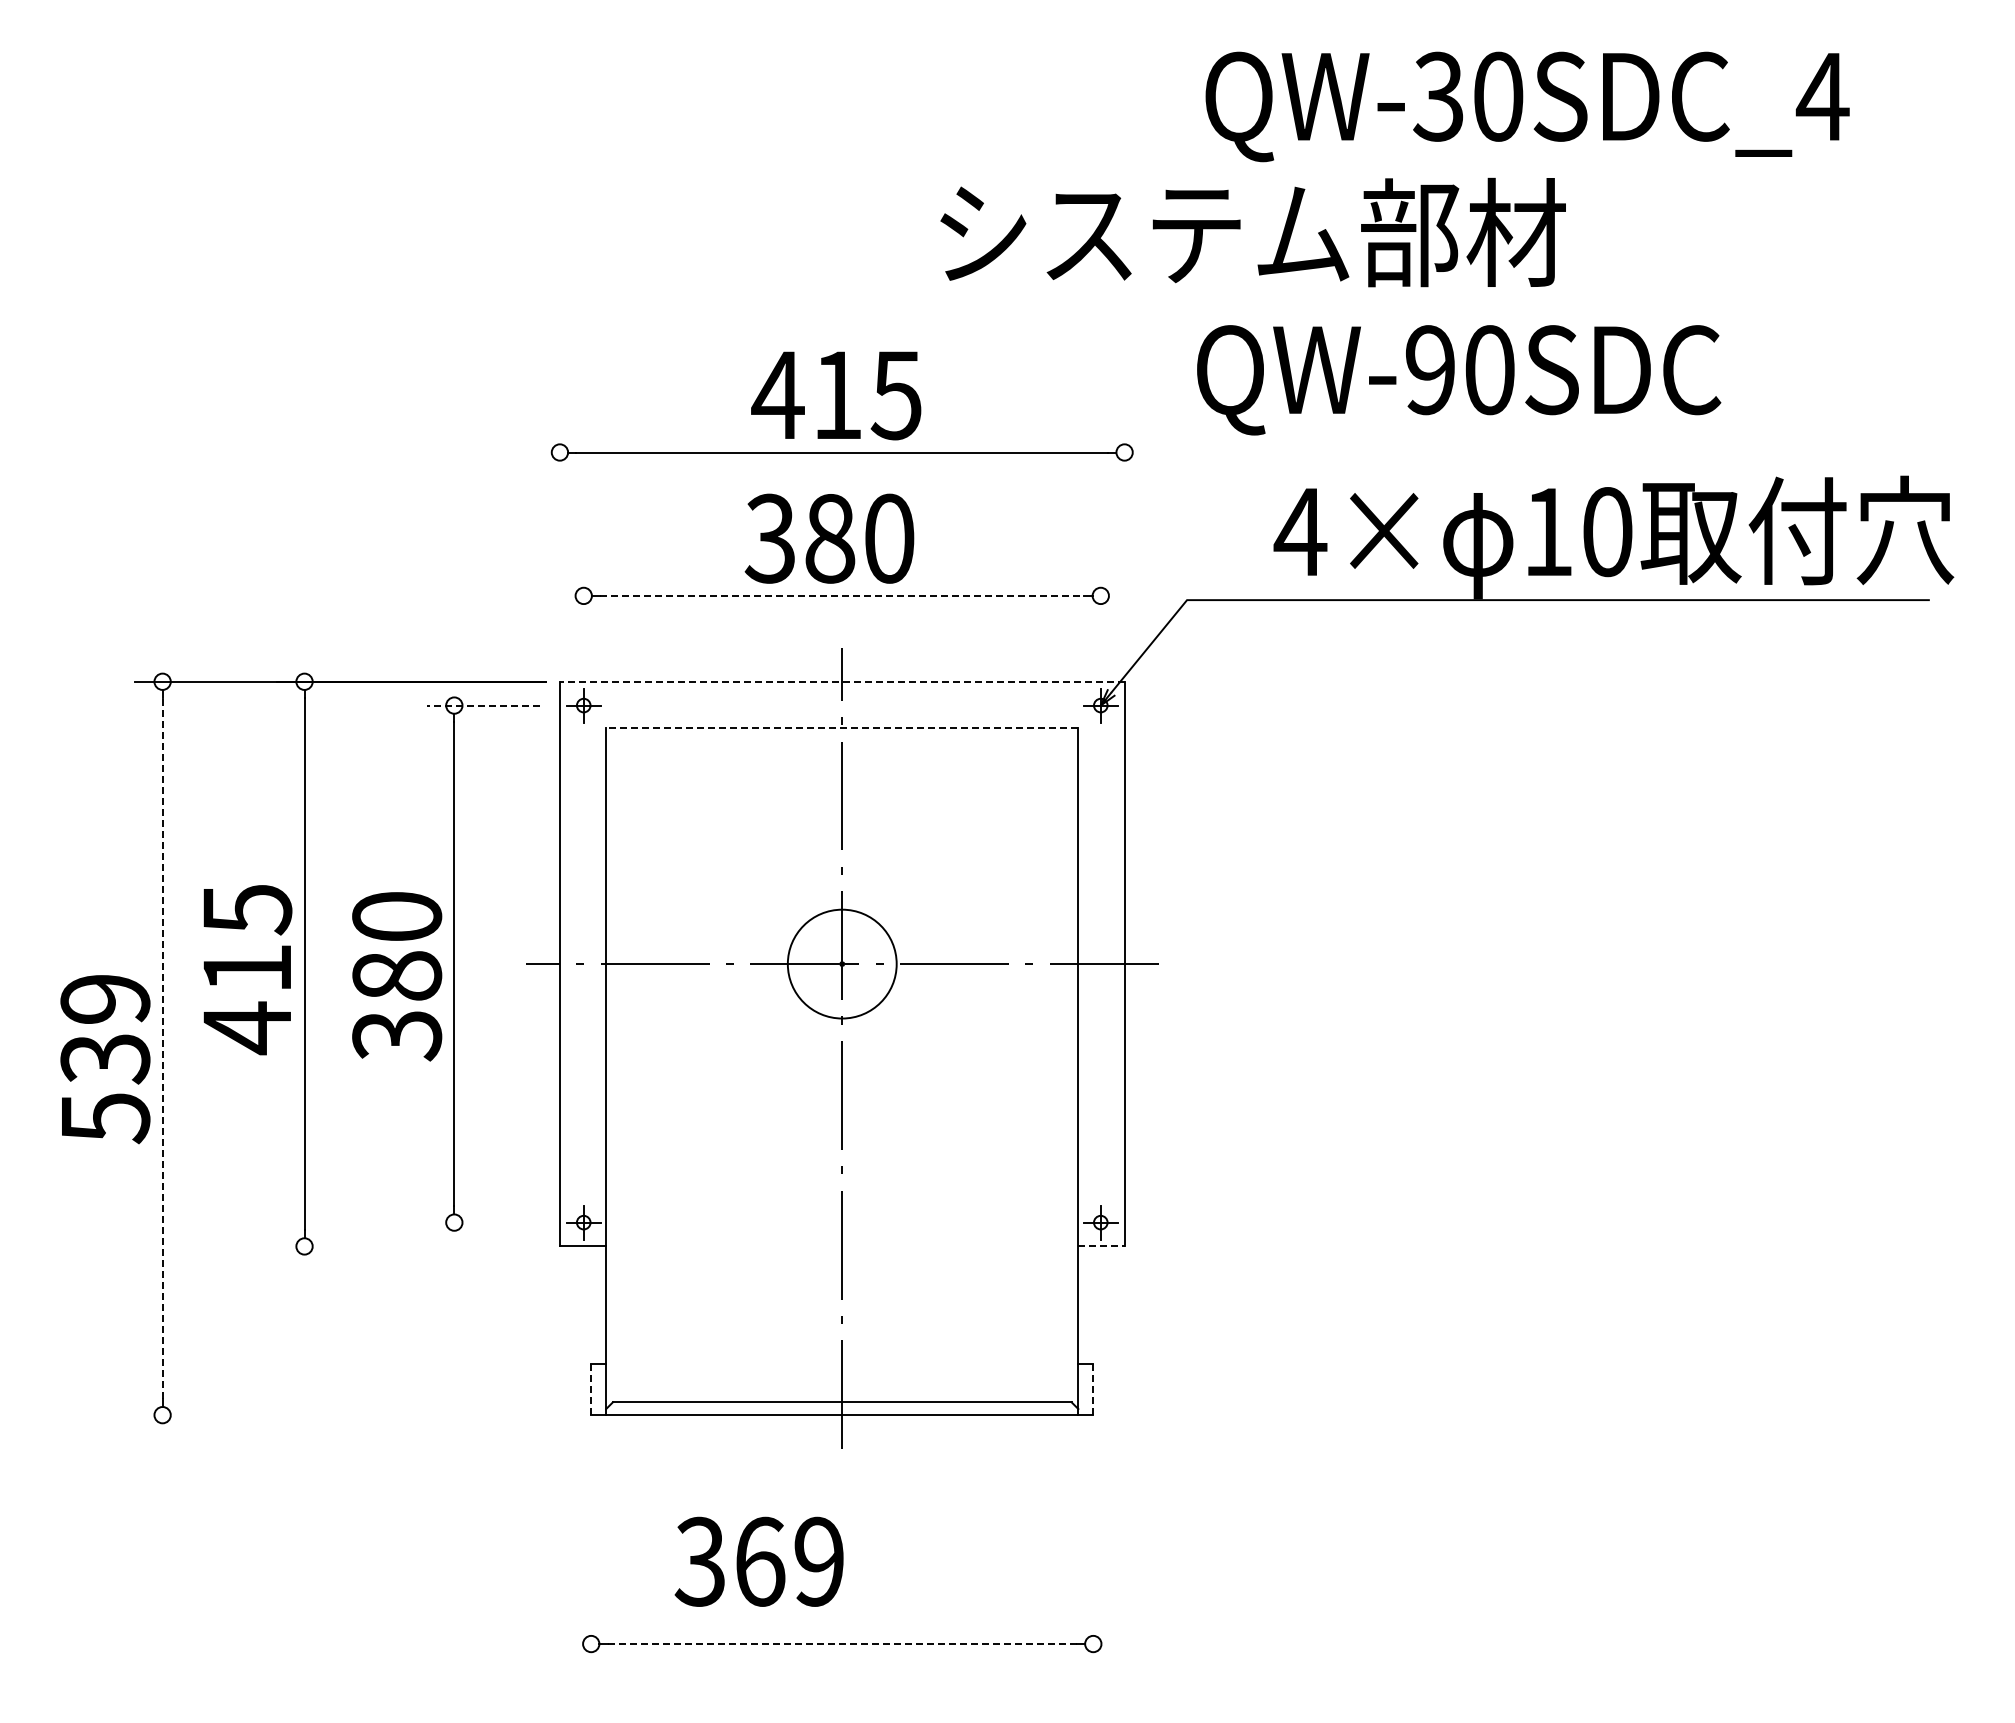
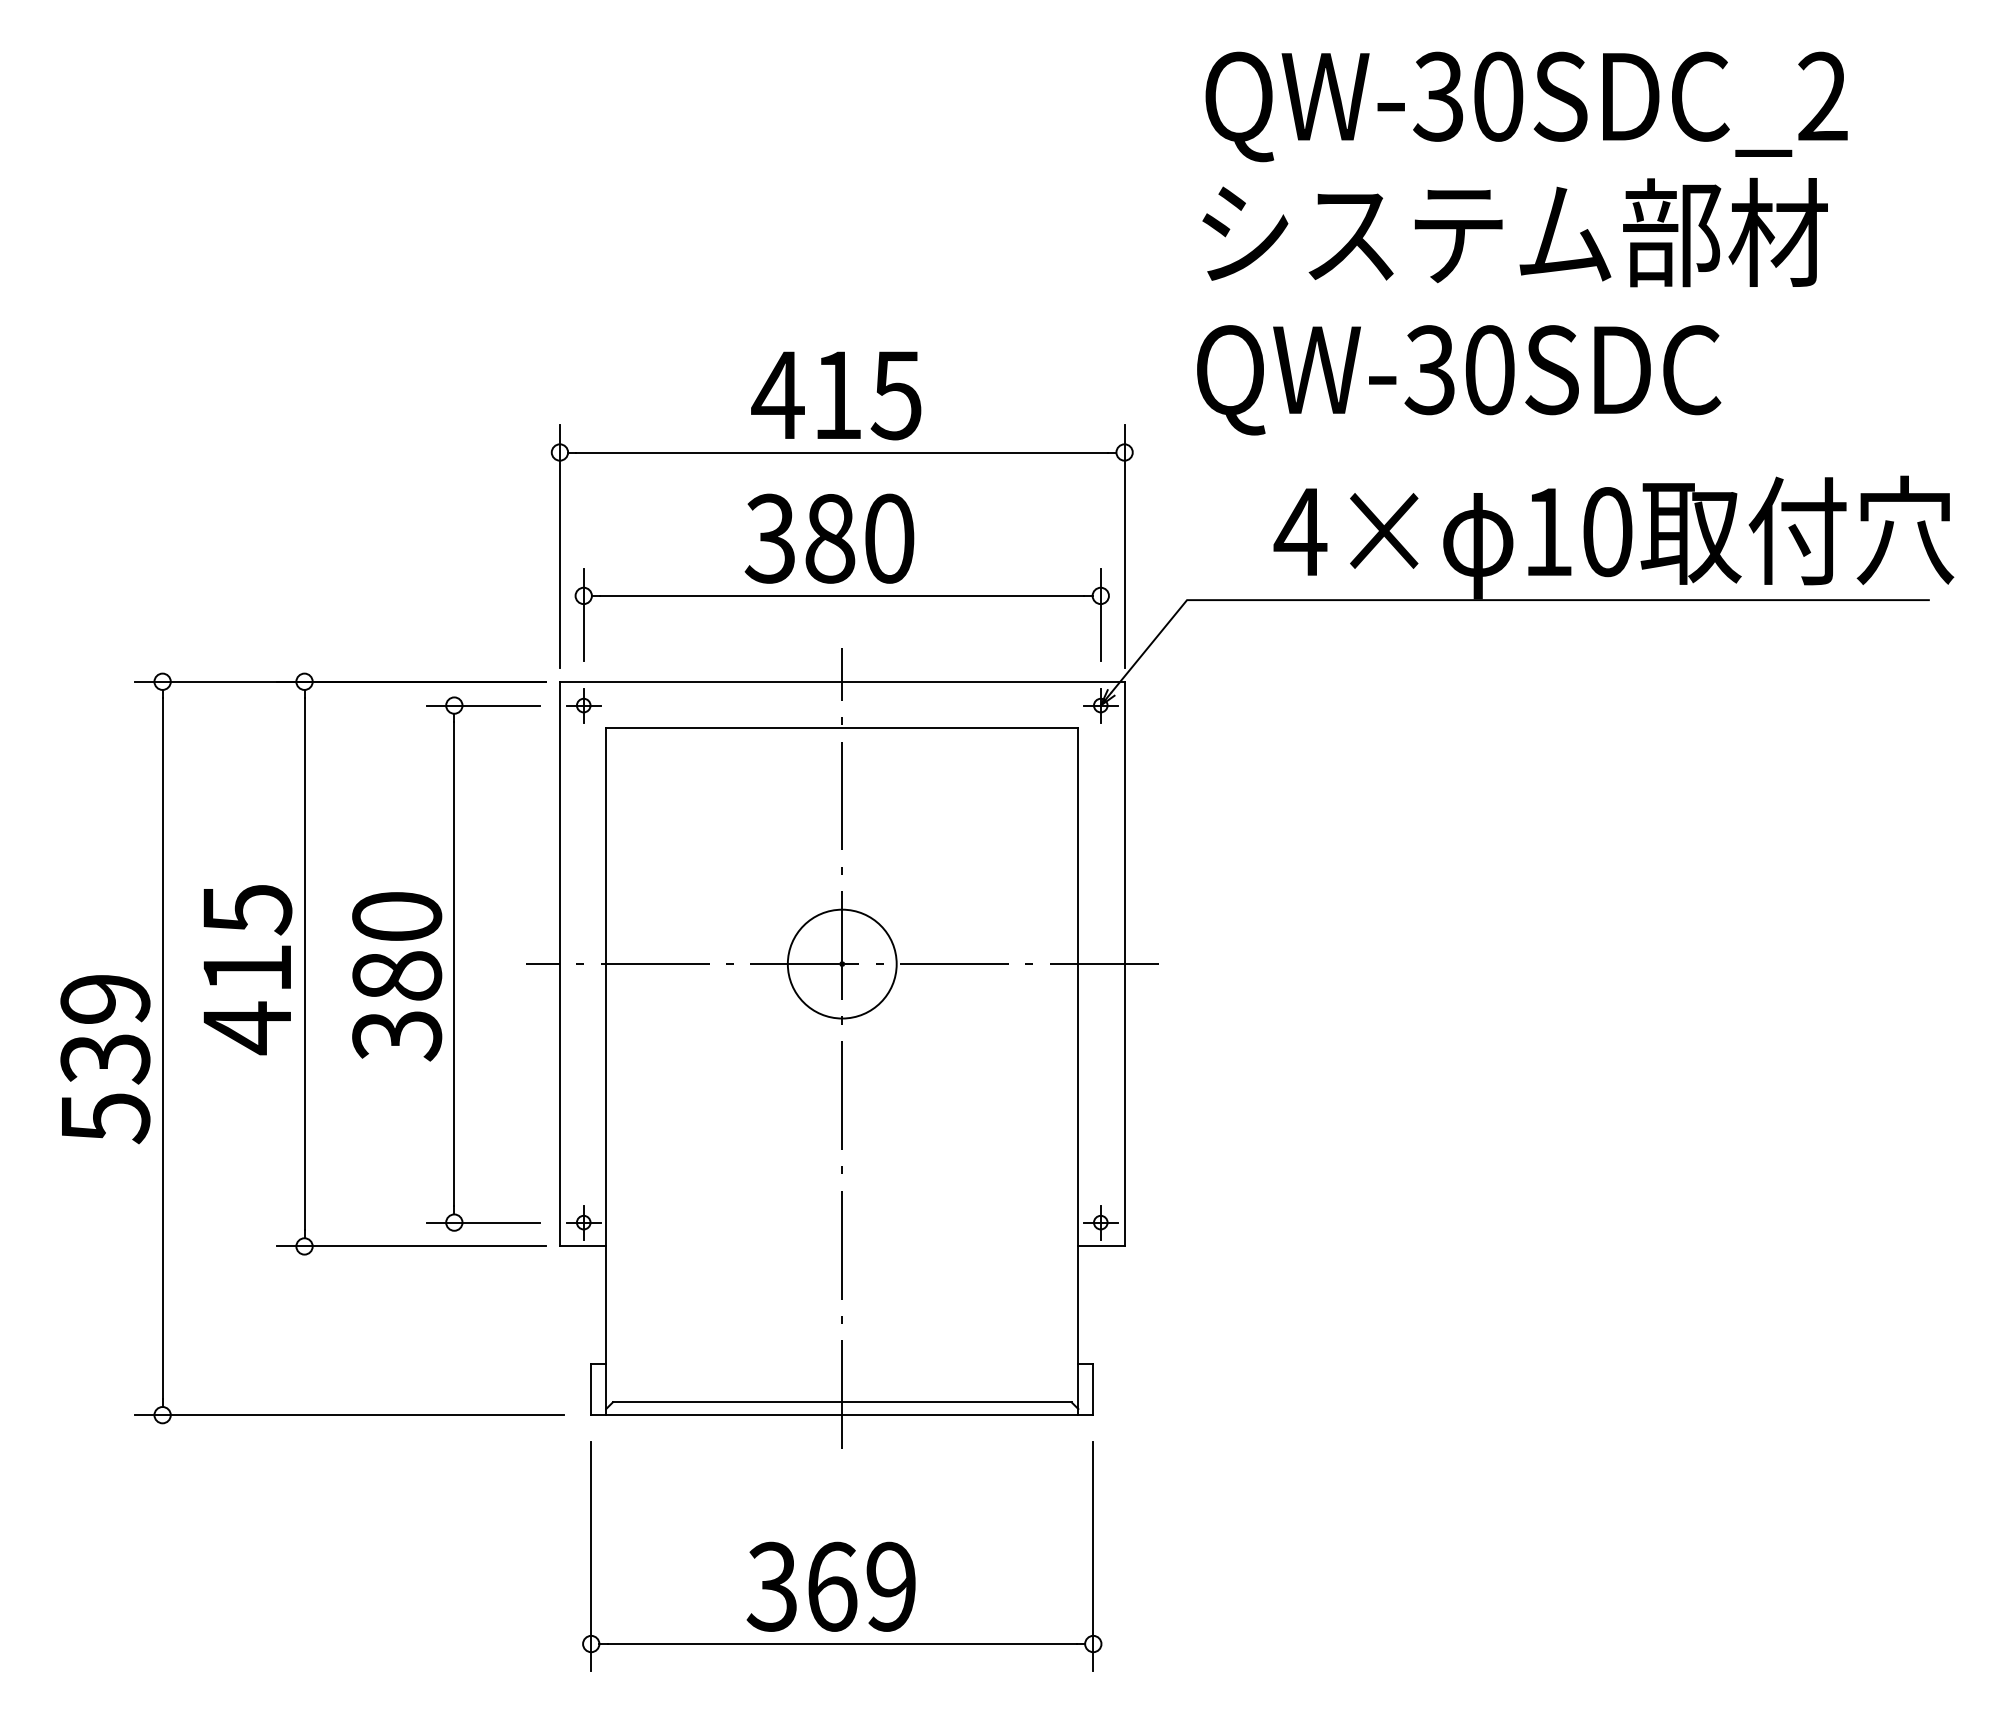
text: QW-30SDC_4 -> QW-30SDC_2 (1822, 95)
text position: (1252, 232) -> (1514, 232) (1514, 232)
text: QW-90SDC -> QW-30SDC (1429, 370)
line: none -> present (559, 546)
line: none -> present (1124, 546)
line: dashed -> solid (842, 595)
line: none -> present (583, 614)
line: none -> present (1100, 614)
line: dashed -> solid (841, 681)
line: dashed -> solid (482, 705)
line: dashed -> solid (841, 728)
line: dashed -> solid (162, 1047)
line: none -> present (483, 1222)
line: none -> present (411, 1246)
line: dashed -> solid (1101, 1246)
line: dashed -> solid (1093, 1389)
line: dashed -> solid (591, 1390)
line: none -> present (349, 1415)
line: none -> present (591, 1556)
line: none -> present (1093, 1556)
text position: (758, 1561) -> (830, 1586) (830, 1586)
line: dashed -> solid (842, 1644)
